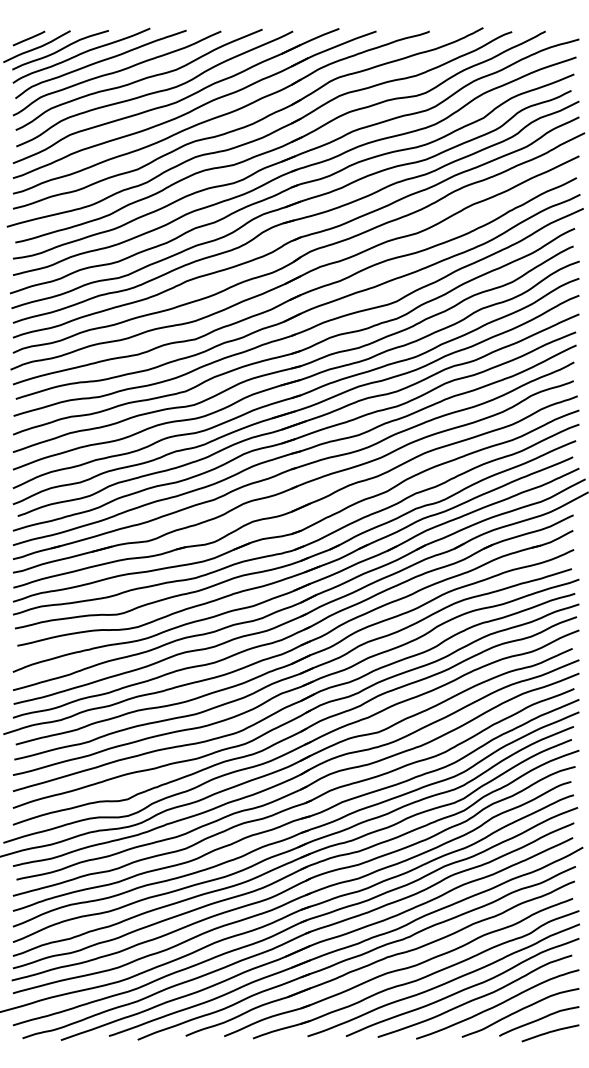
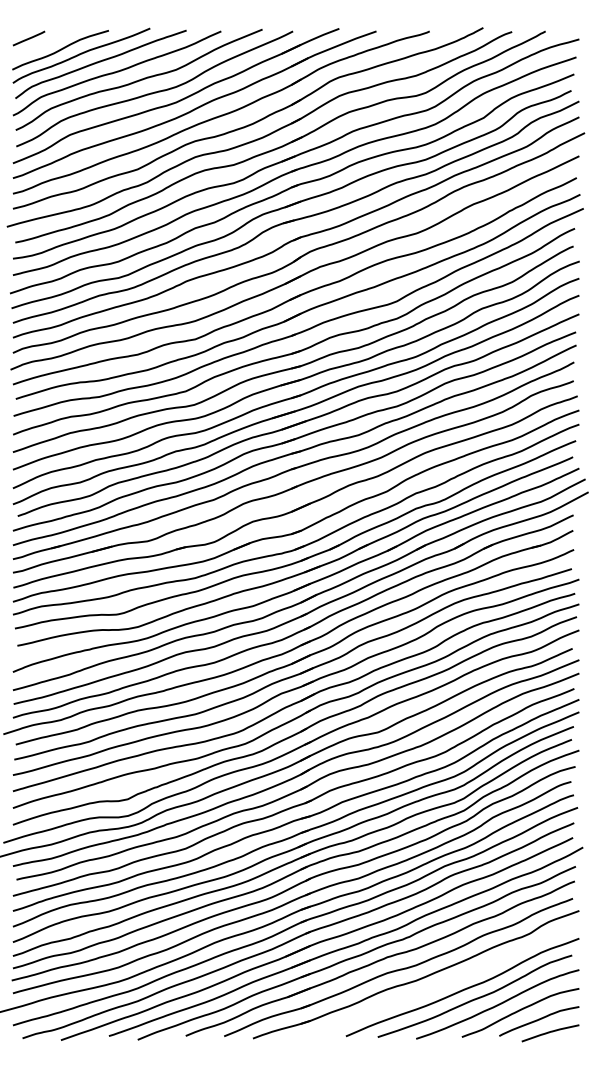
curve: present -> none (36, 47)
curve: present -> none (444, 982)
